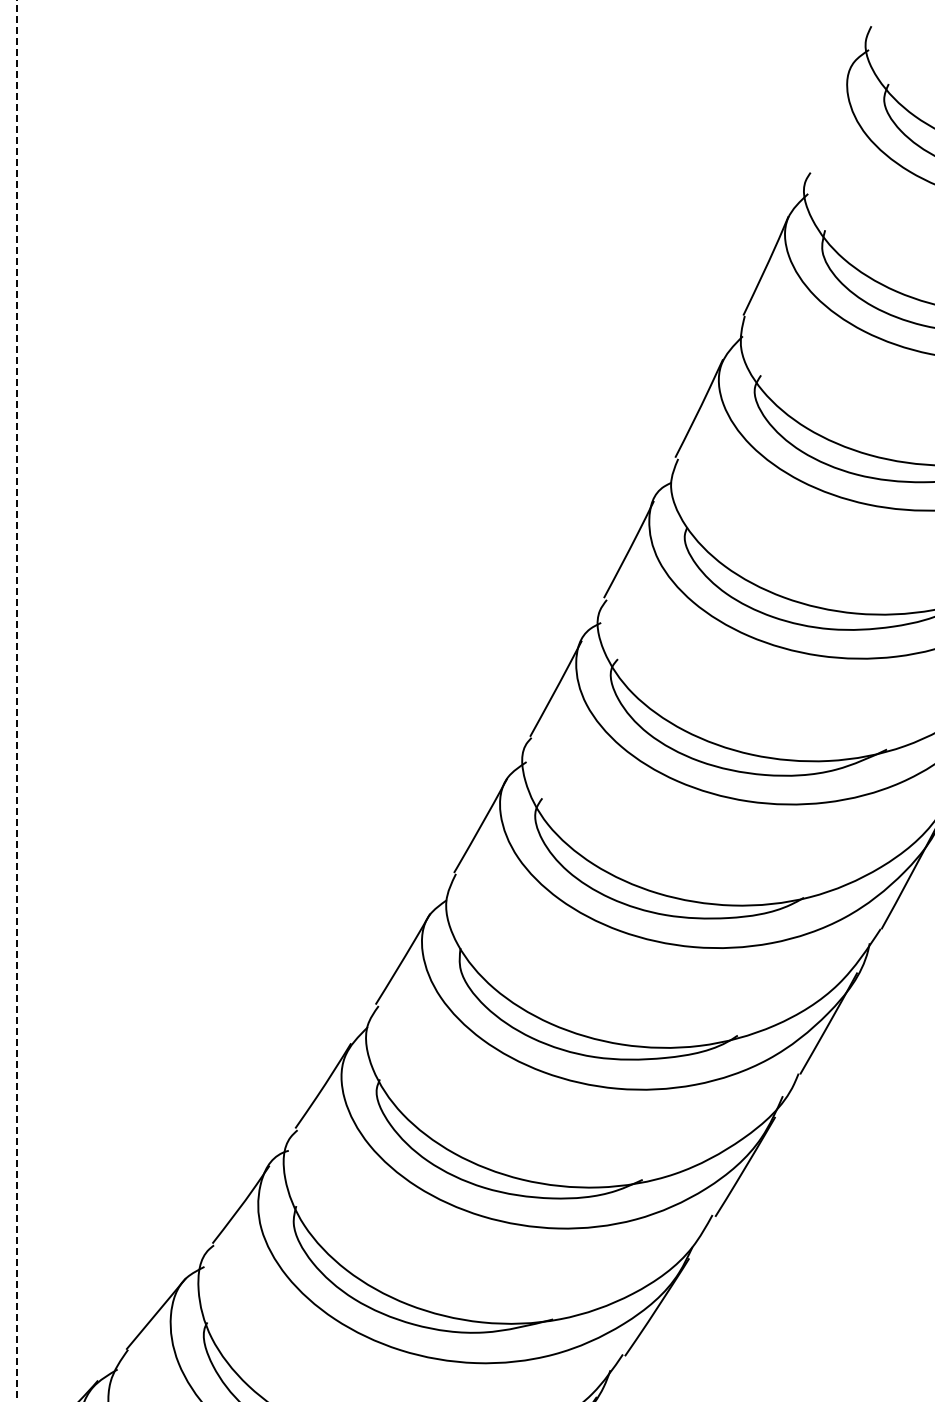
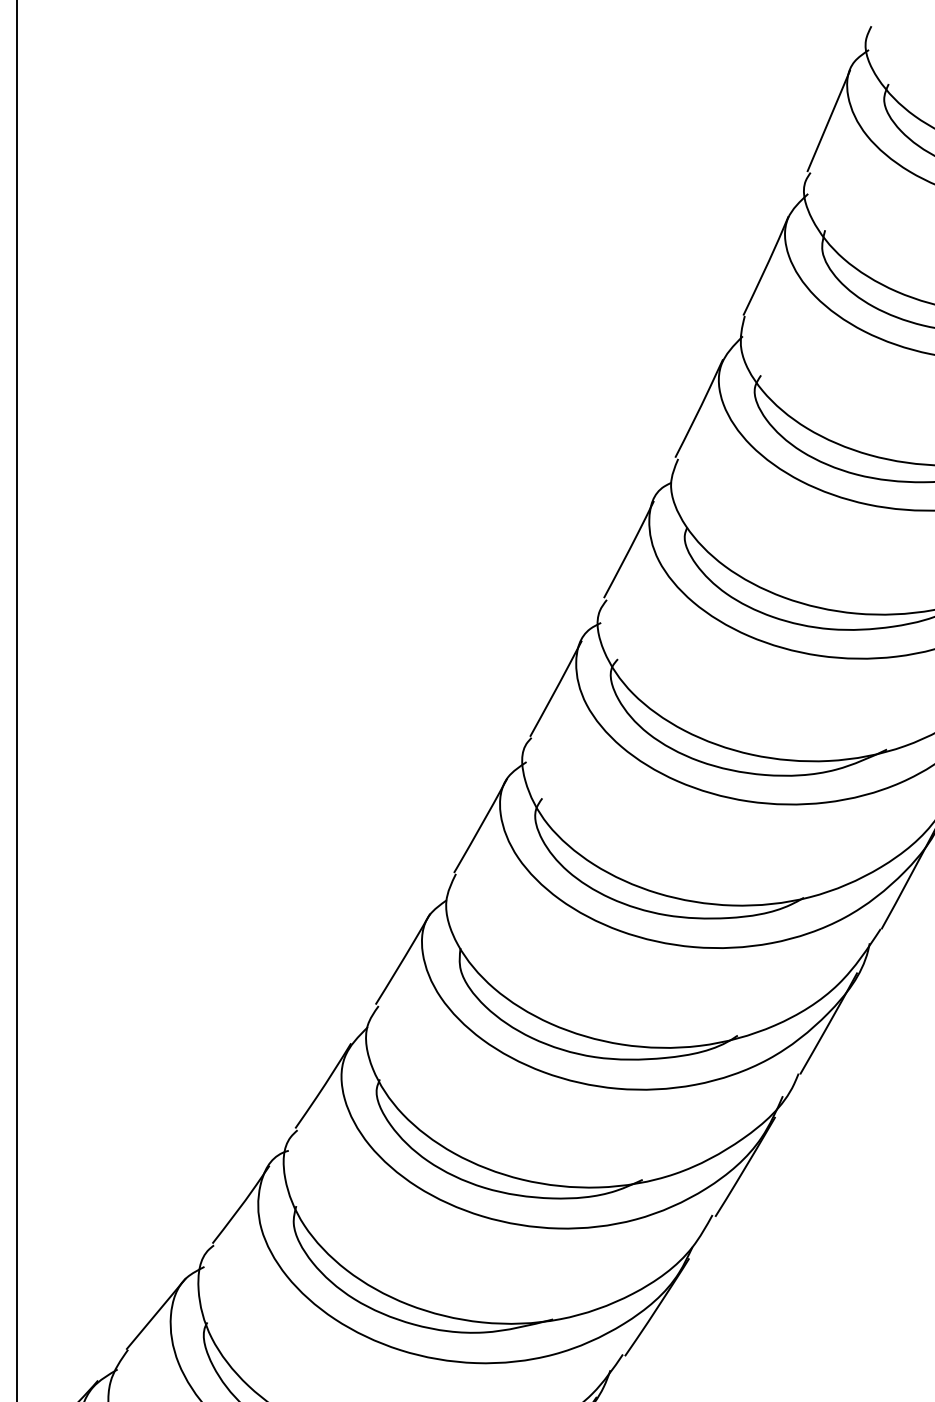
line: none -> present (828, 120)
line: dashed -> solid (16, 701)
